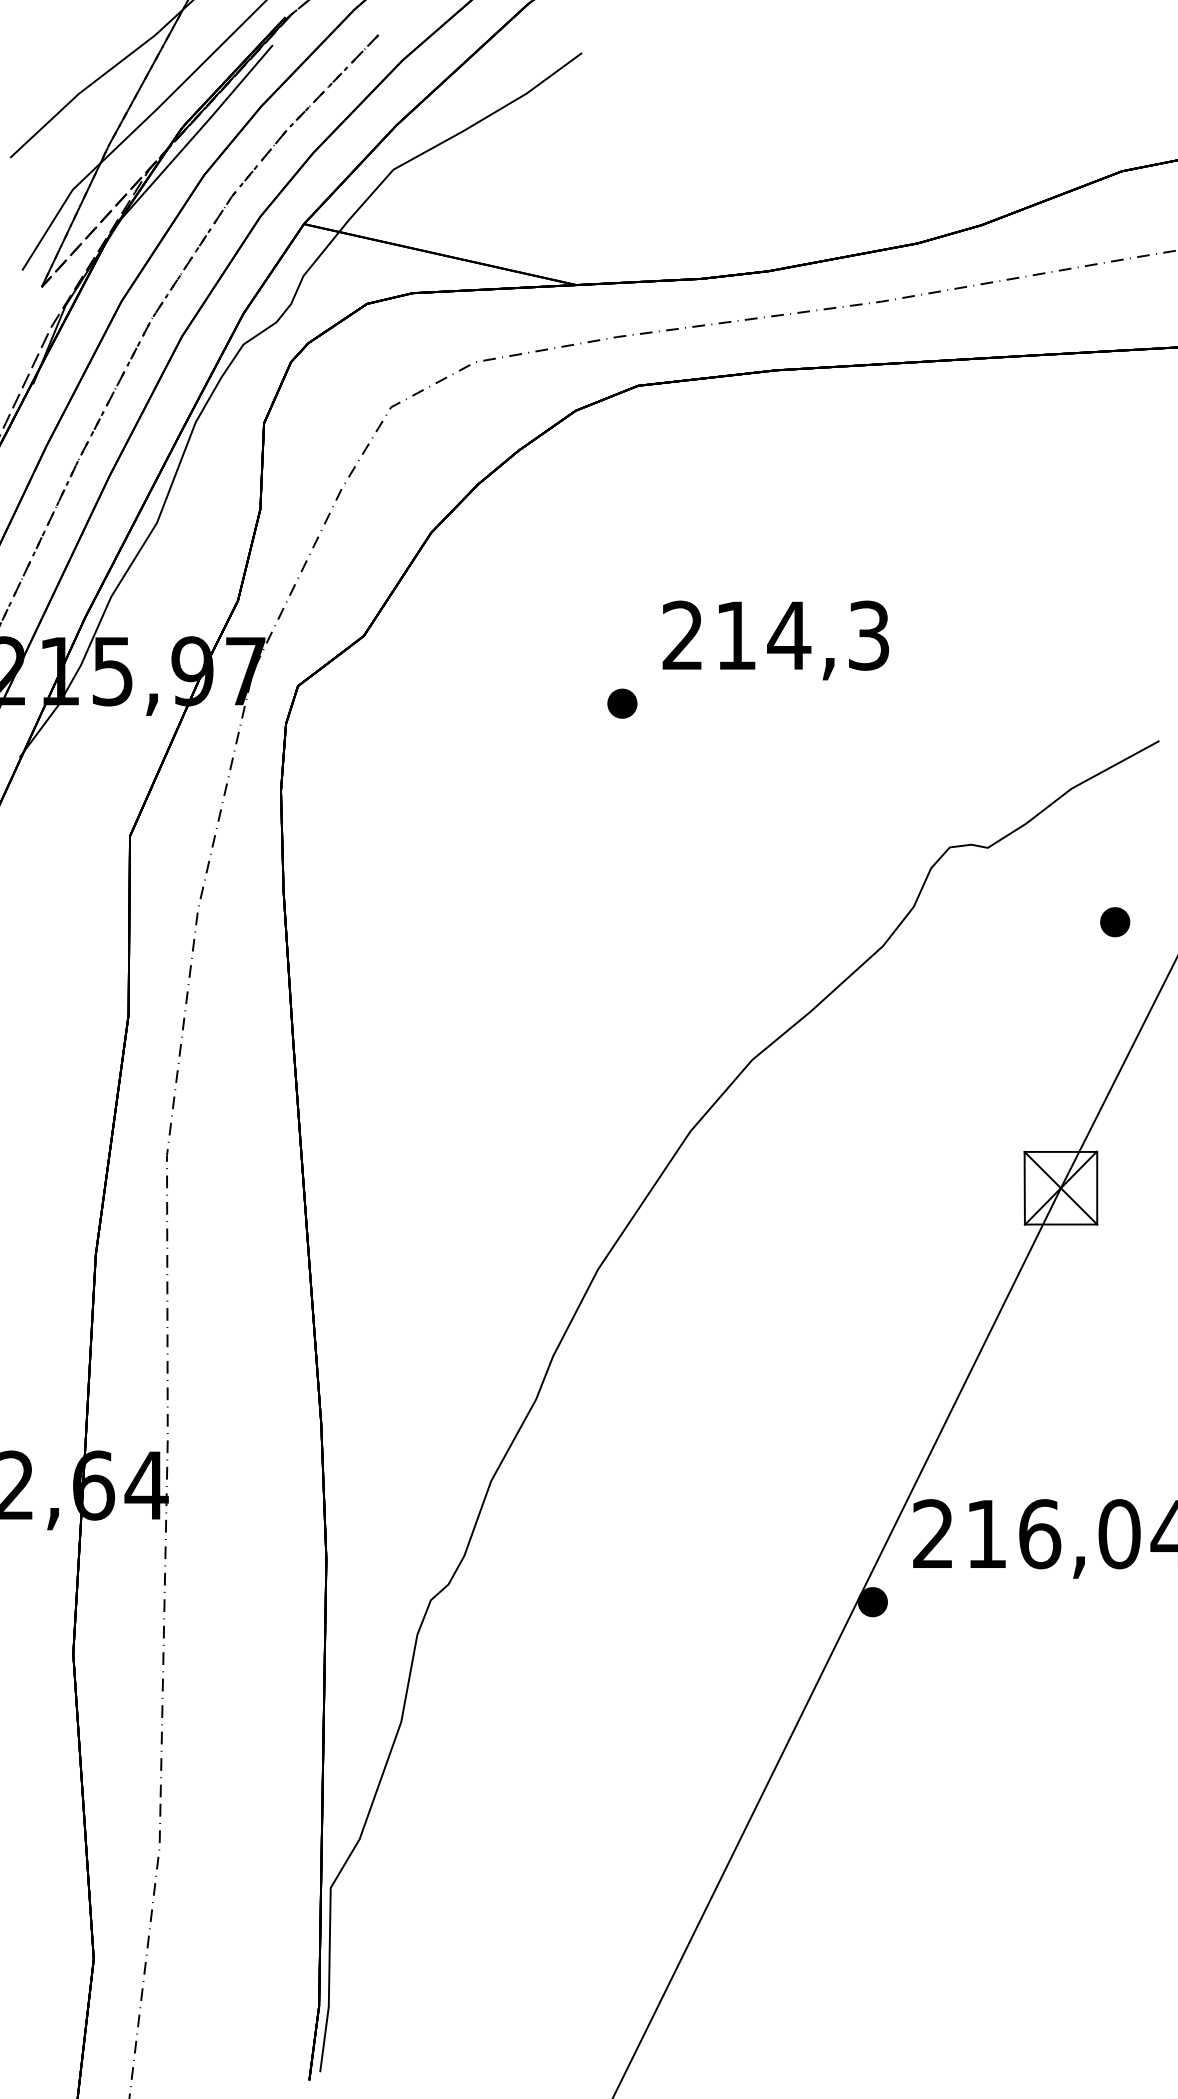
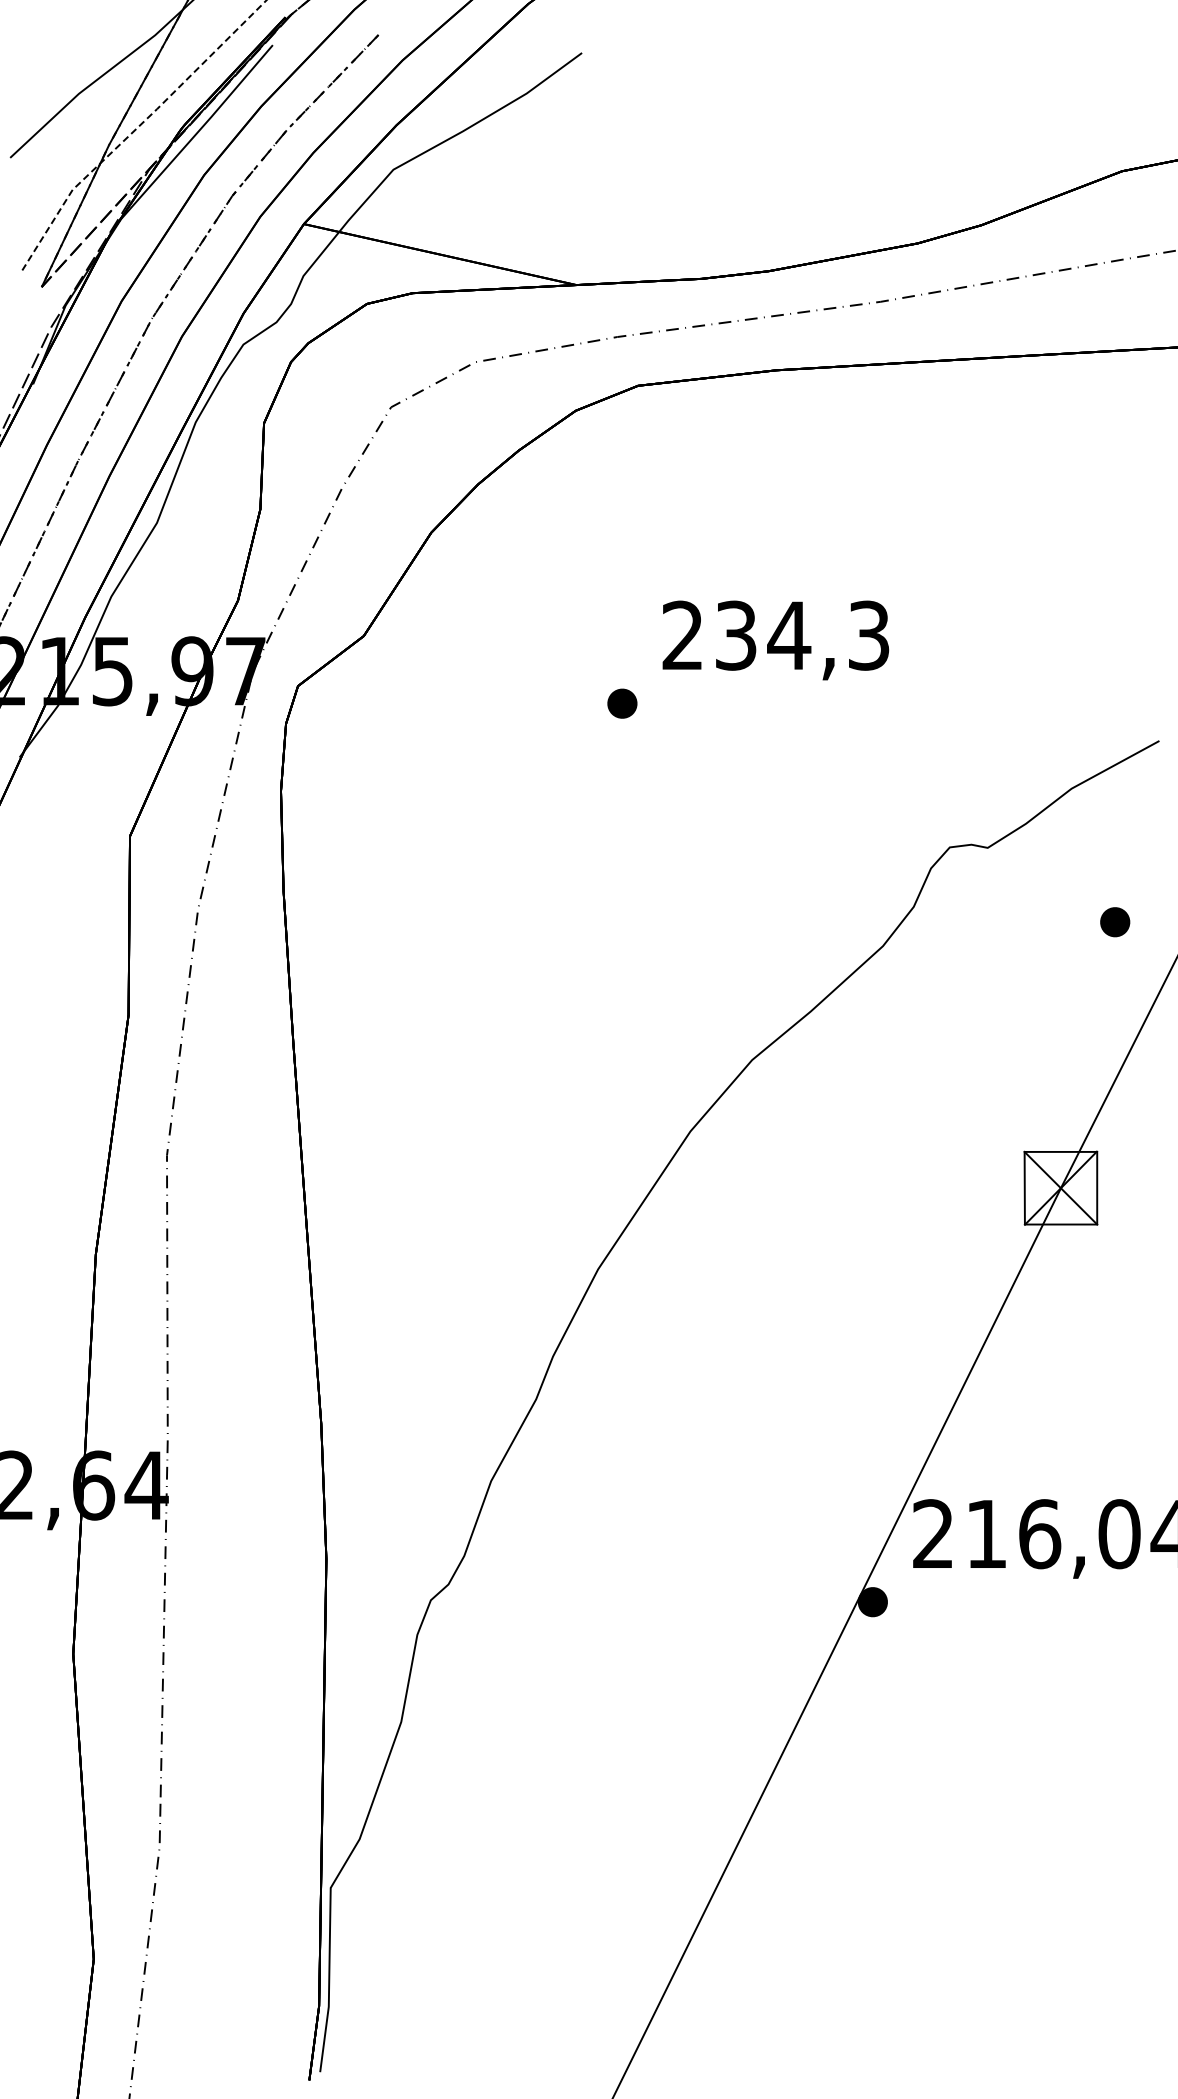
line: solid -> dashed (136, 128)
text: 214,3 -> 234,3 (736, 635)
